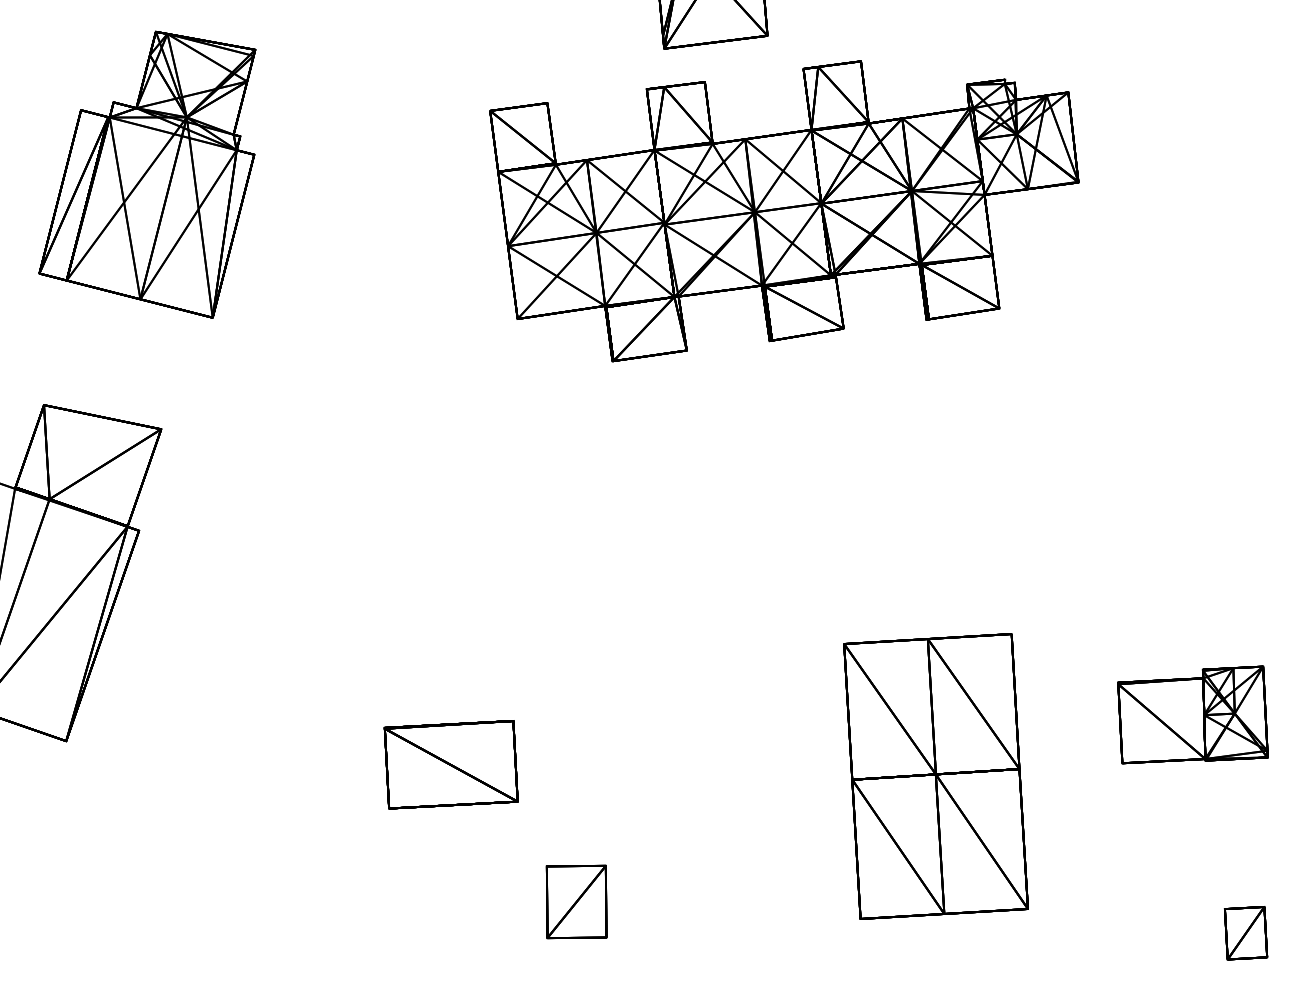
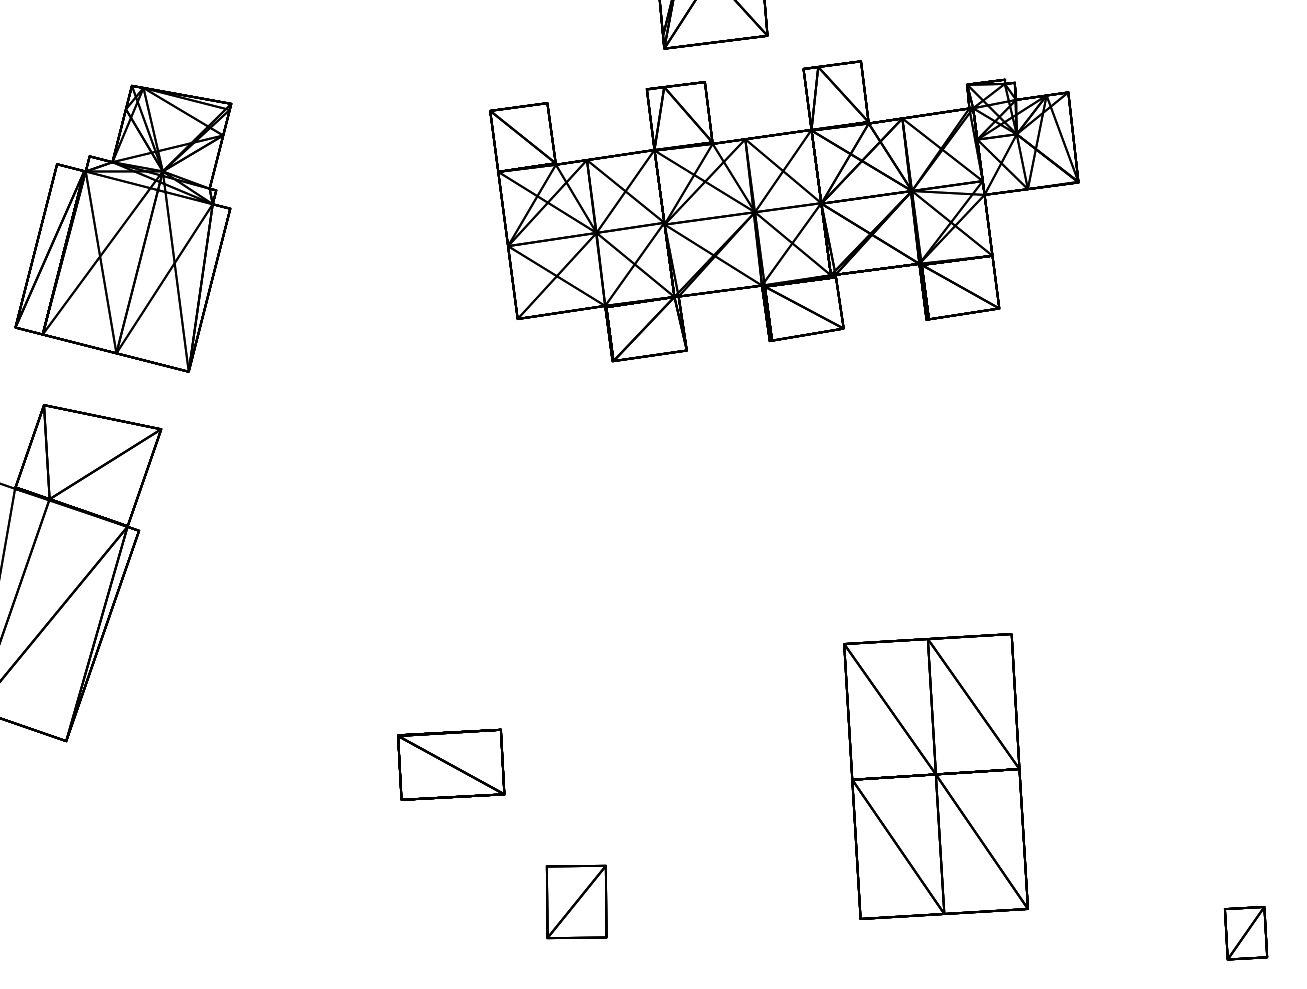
part position: (147, 174) -> (123, 228) (123, 228)
part: present -> none (1192, 714)
part size: 136x90 px -> 109x73 px (451, 764)
